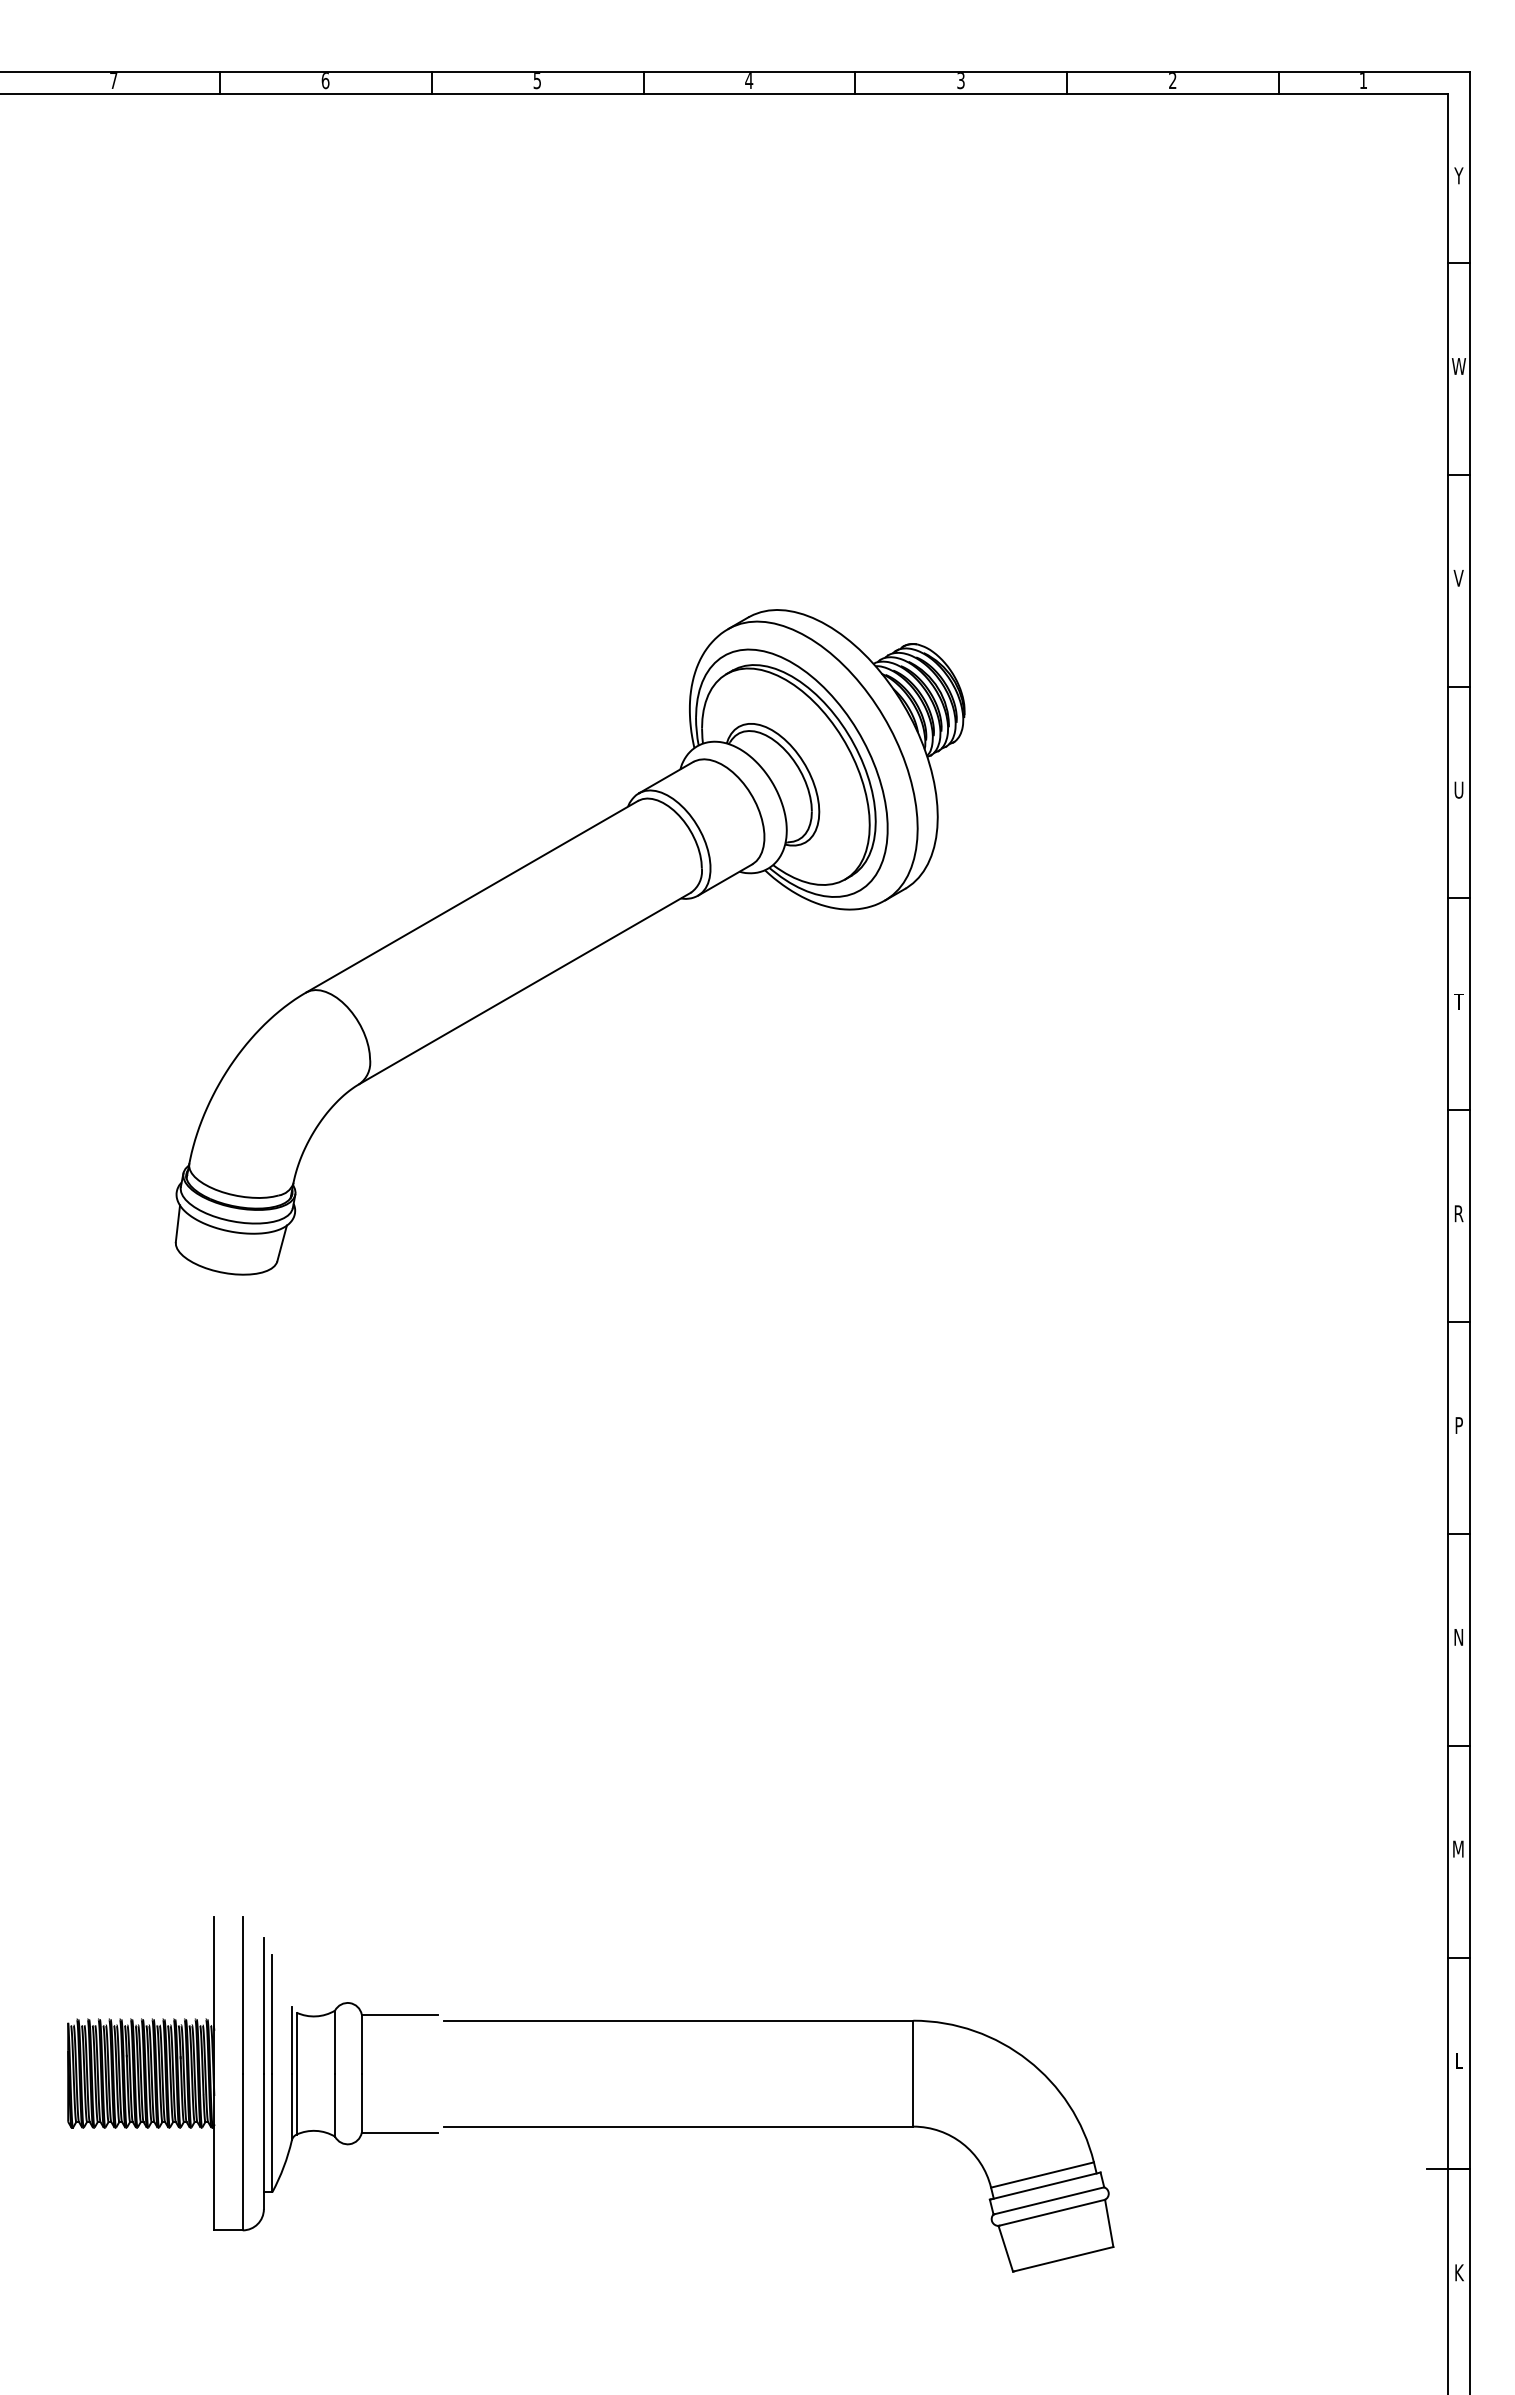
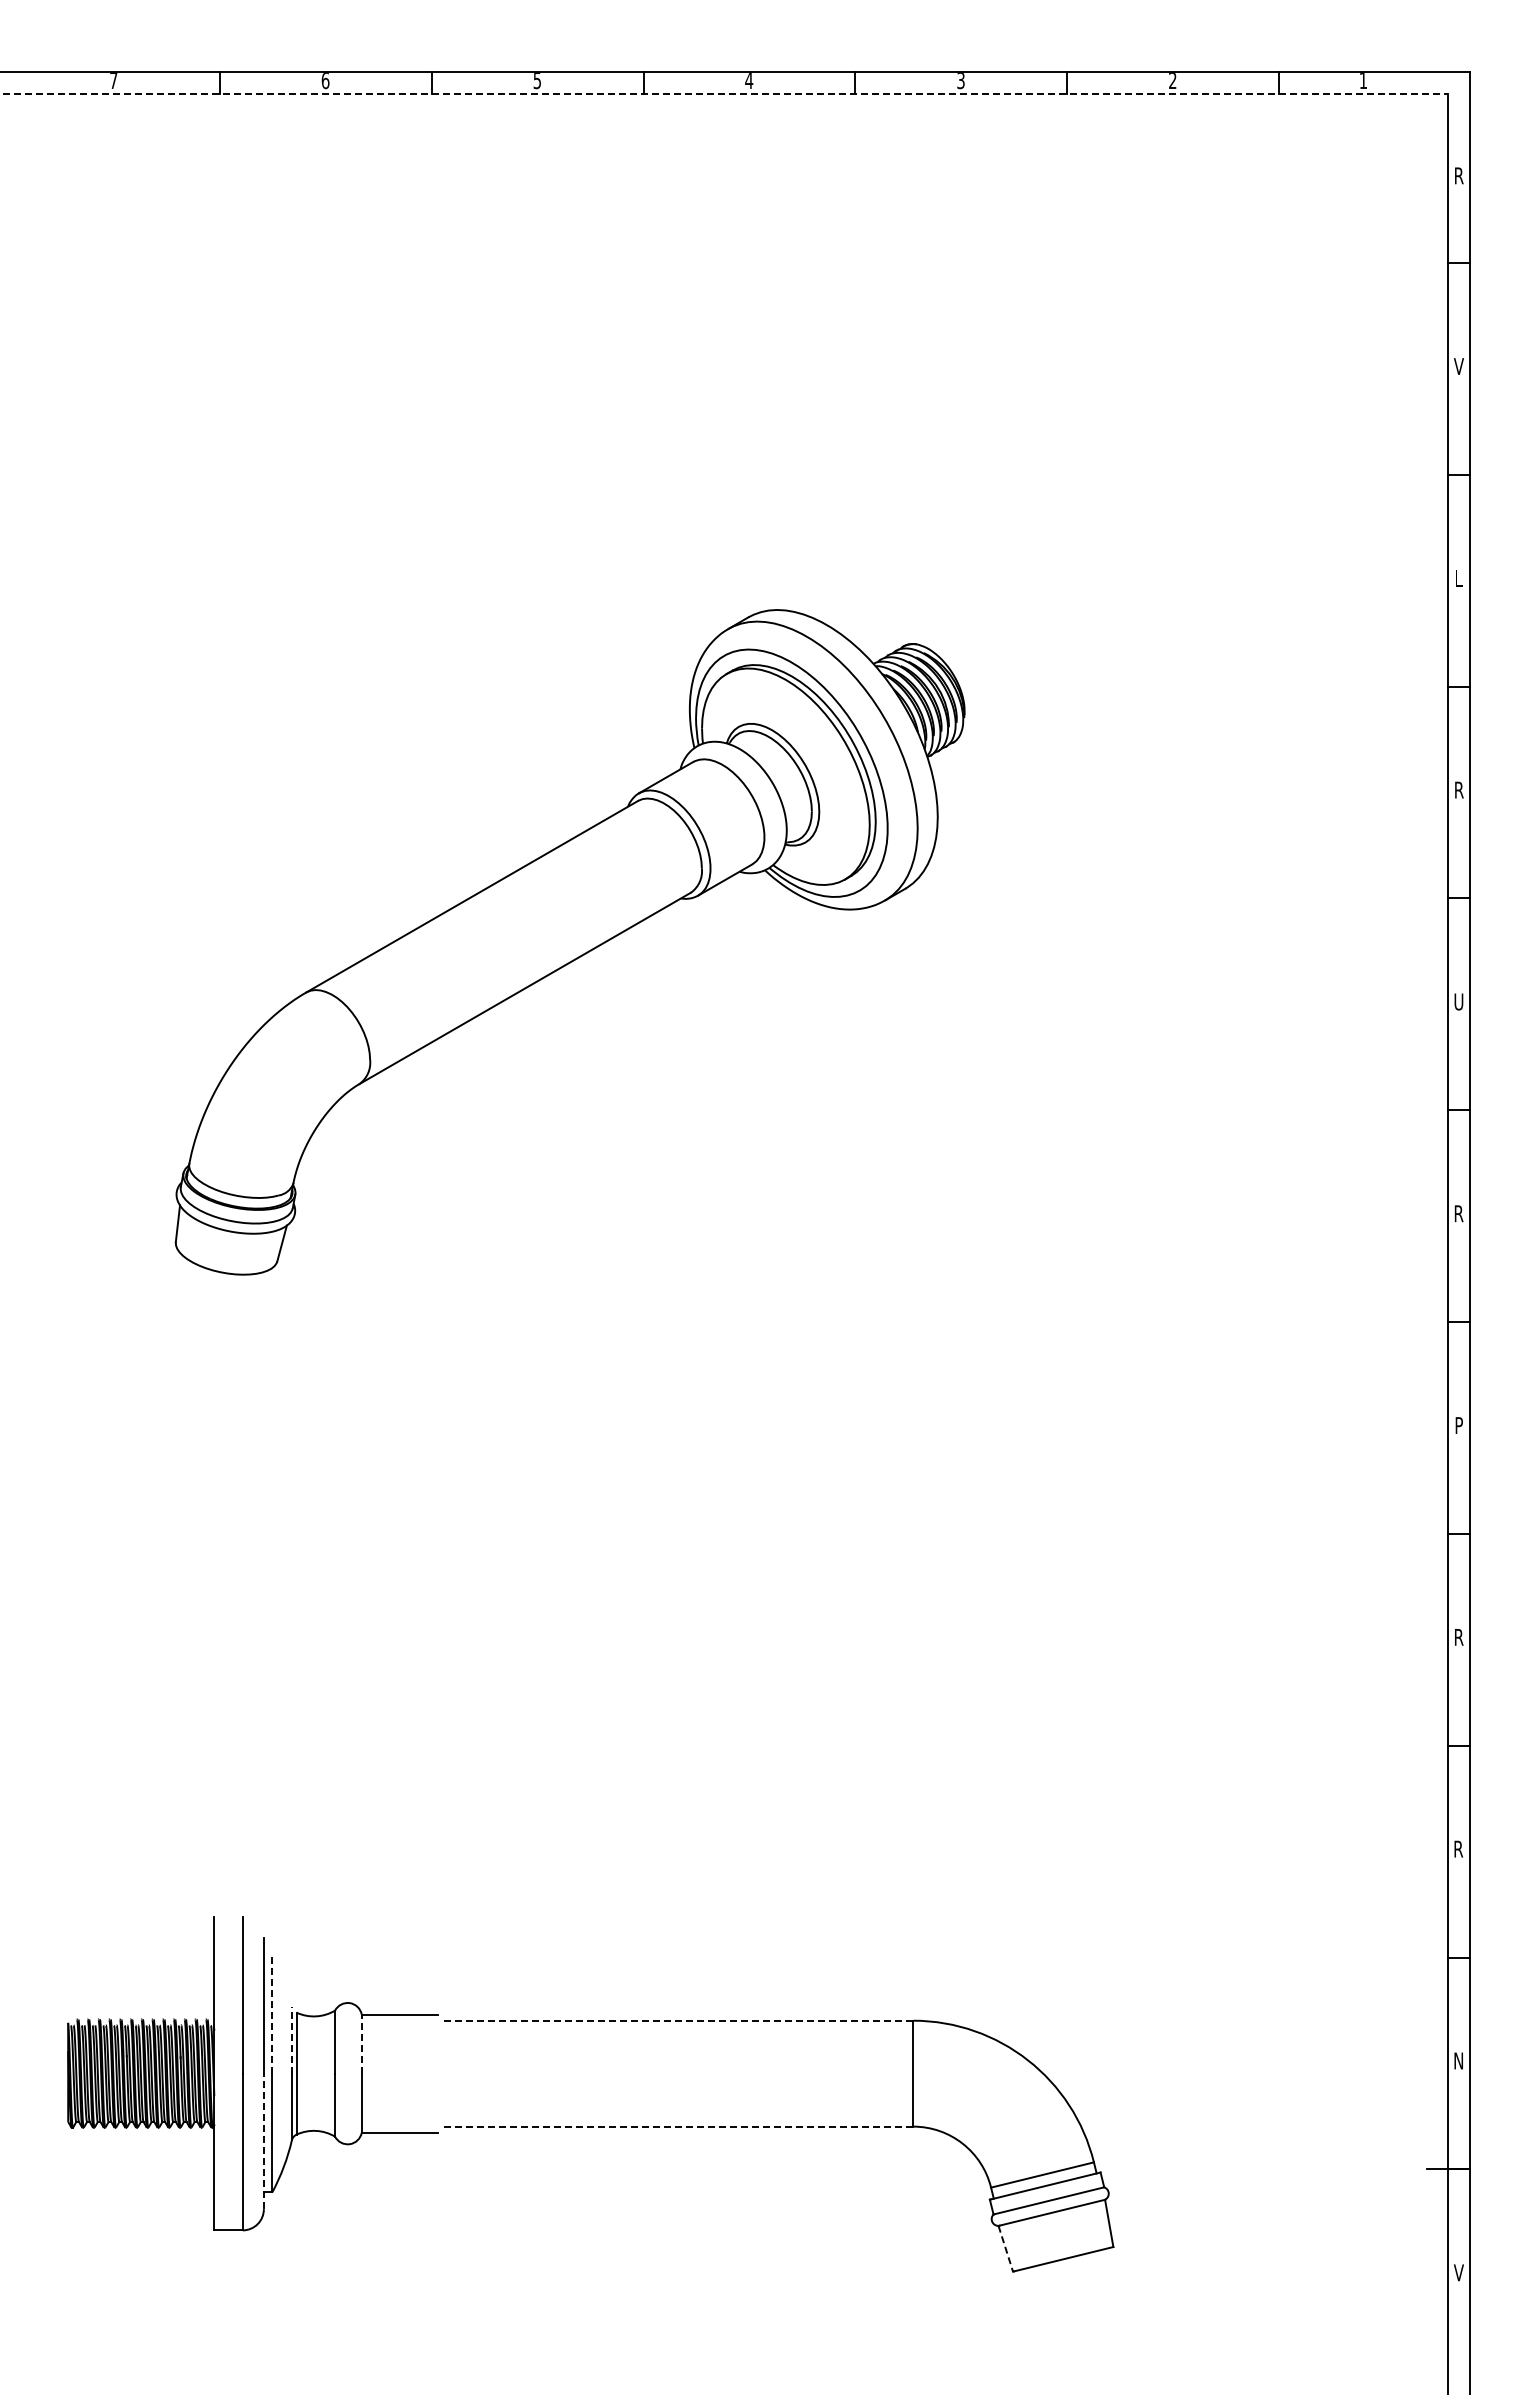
line: solid -> dashed (724, 93)
text: Y -> R (1458, 175)
text: W -> V (1458, 366)
text: V -> L (1458, 577)
text: U -> R (1458, 789)
text: T -> U (1458, 1001)
text: N -> R (1458, 1637)
text: M -> R (1458, 1848)
line: solid -> dashed (272, 2013)
line: solid -> dashed (678, 2020)
line: solid -> dashed (291, 2039)
line: solid -> dashed (361, 2044)
text: L -> N (1458, 2060)
line: solid -> dashed (678, 2126)
line: solid -> dashed (263, 2141)
line: solid -> dashed (1005, 2248)
text: K -> V (1458, 2272)
